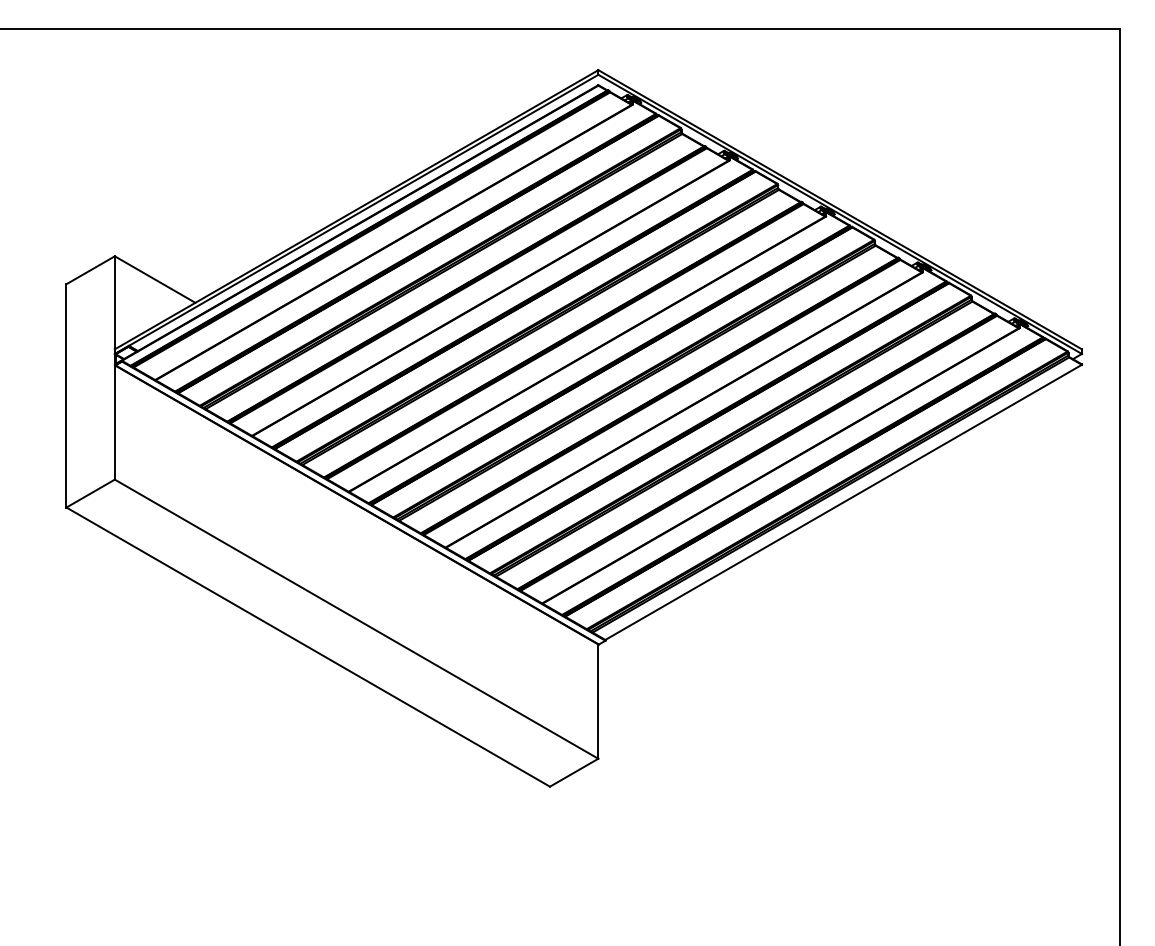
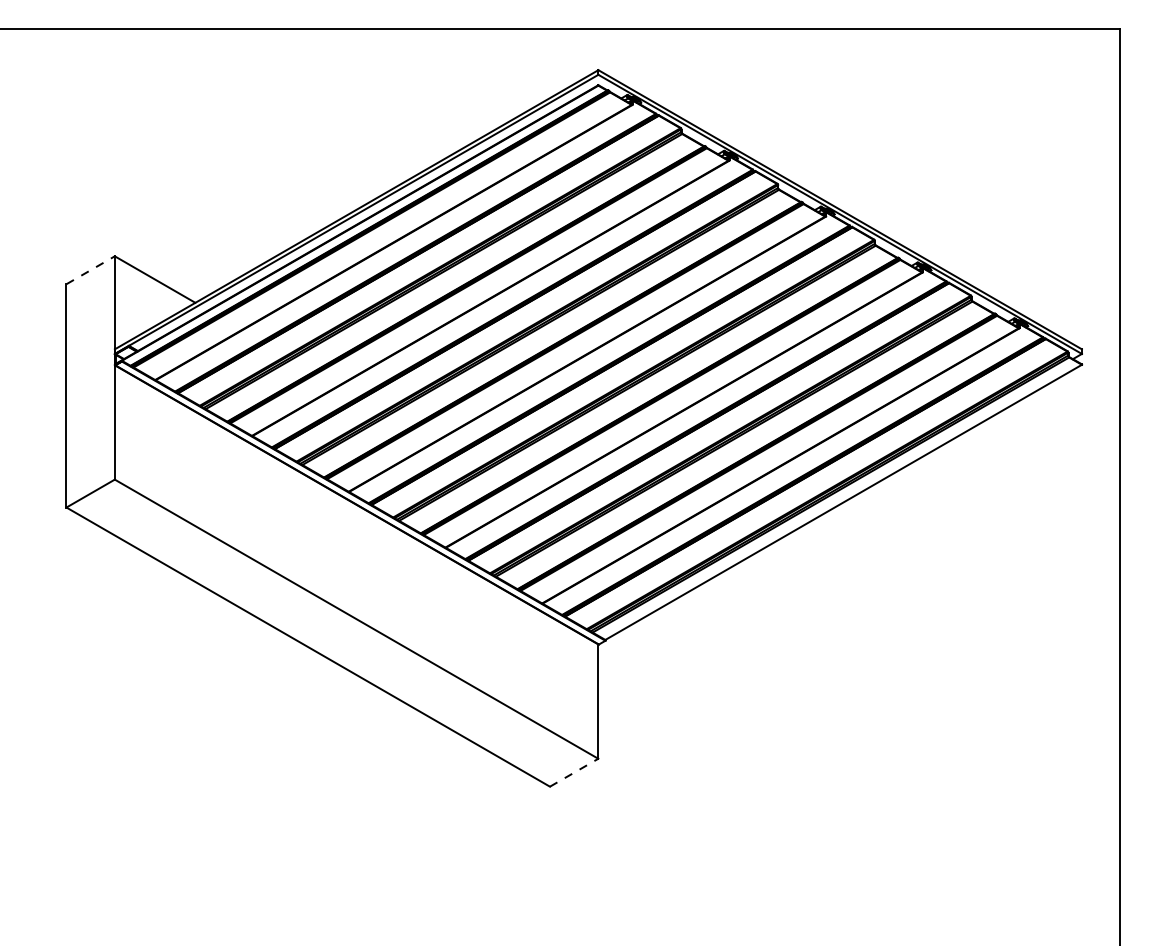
line: solid -> dashed (90, 270)
line: solid -> dashed (574, 772)
